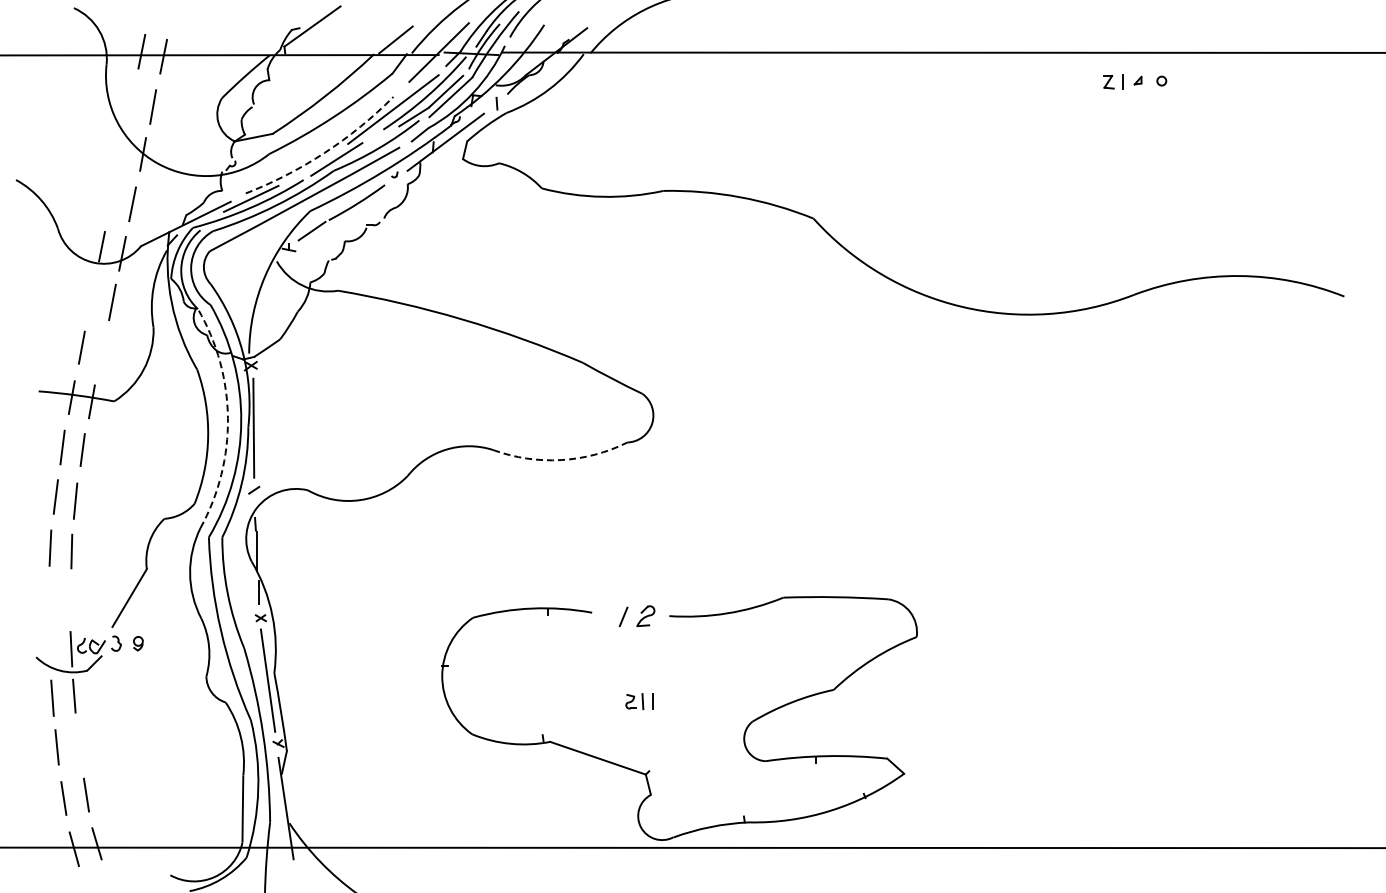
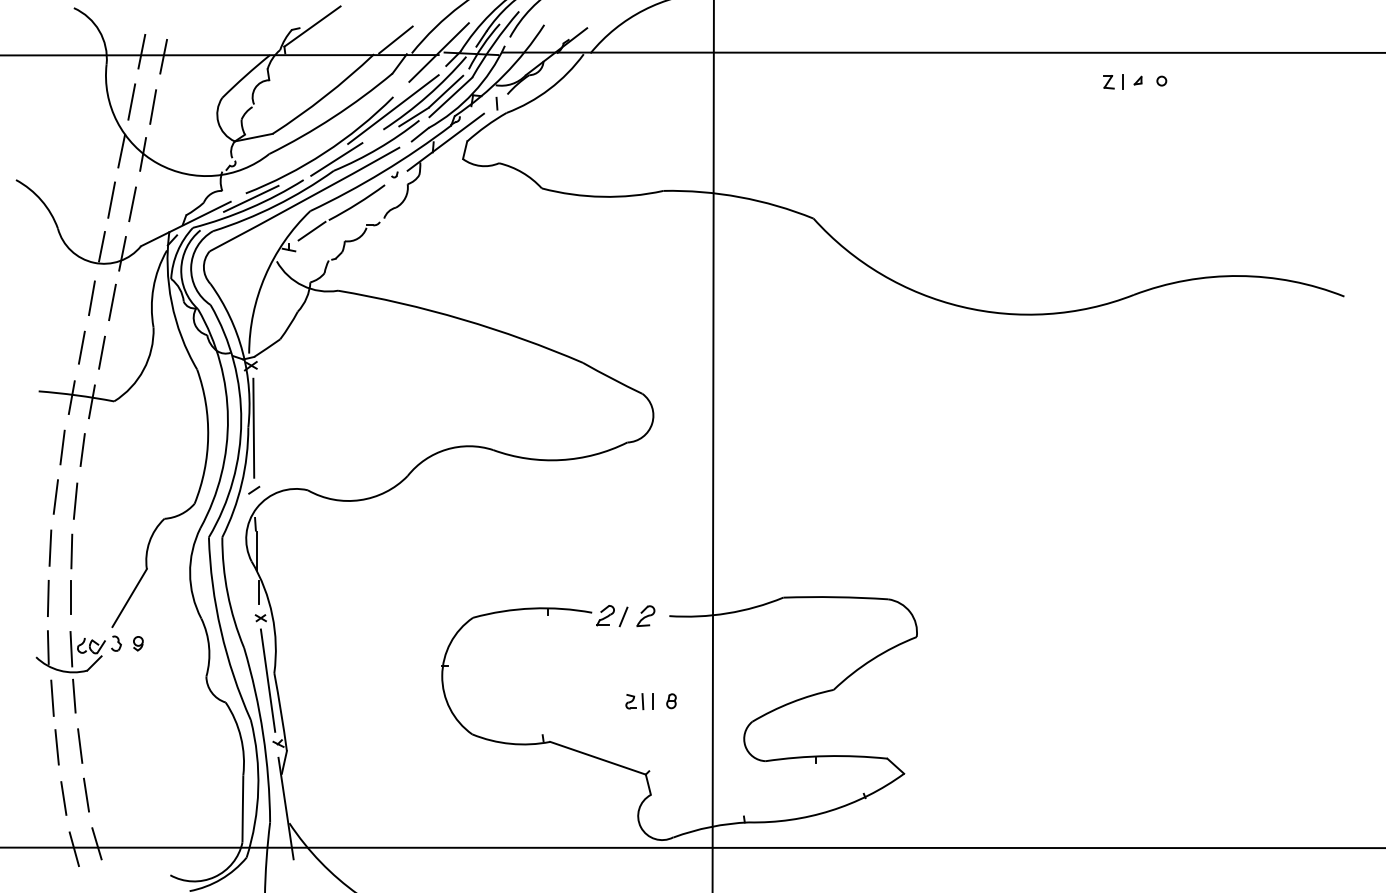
line: none -> present (131, 101)
line: none -> present (121, 150)
arc: dashed -> solid (324, 152)
line: none -> present (111, 199)
line: none -> present (91, 297)
line: none -> present (101, 352)
arc: dashed -> solid (227, 418)
line: none -> present (712, 445)
arc: dashed -> solid (561, 460)
line: none -> present (70, 597)
line: none -> present (47, 598)
part: none -> present (605, 615)
line: none -> present (47, 647)
part: none -> present (671, 701)
line: none -> present (80, 745)
